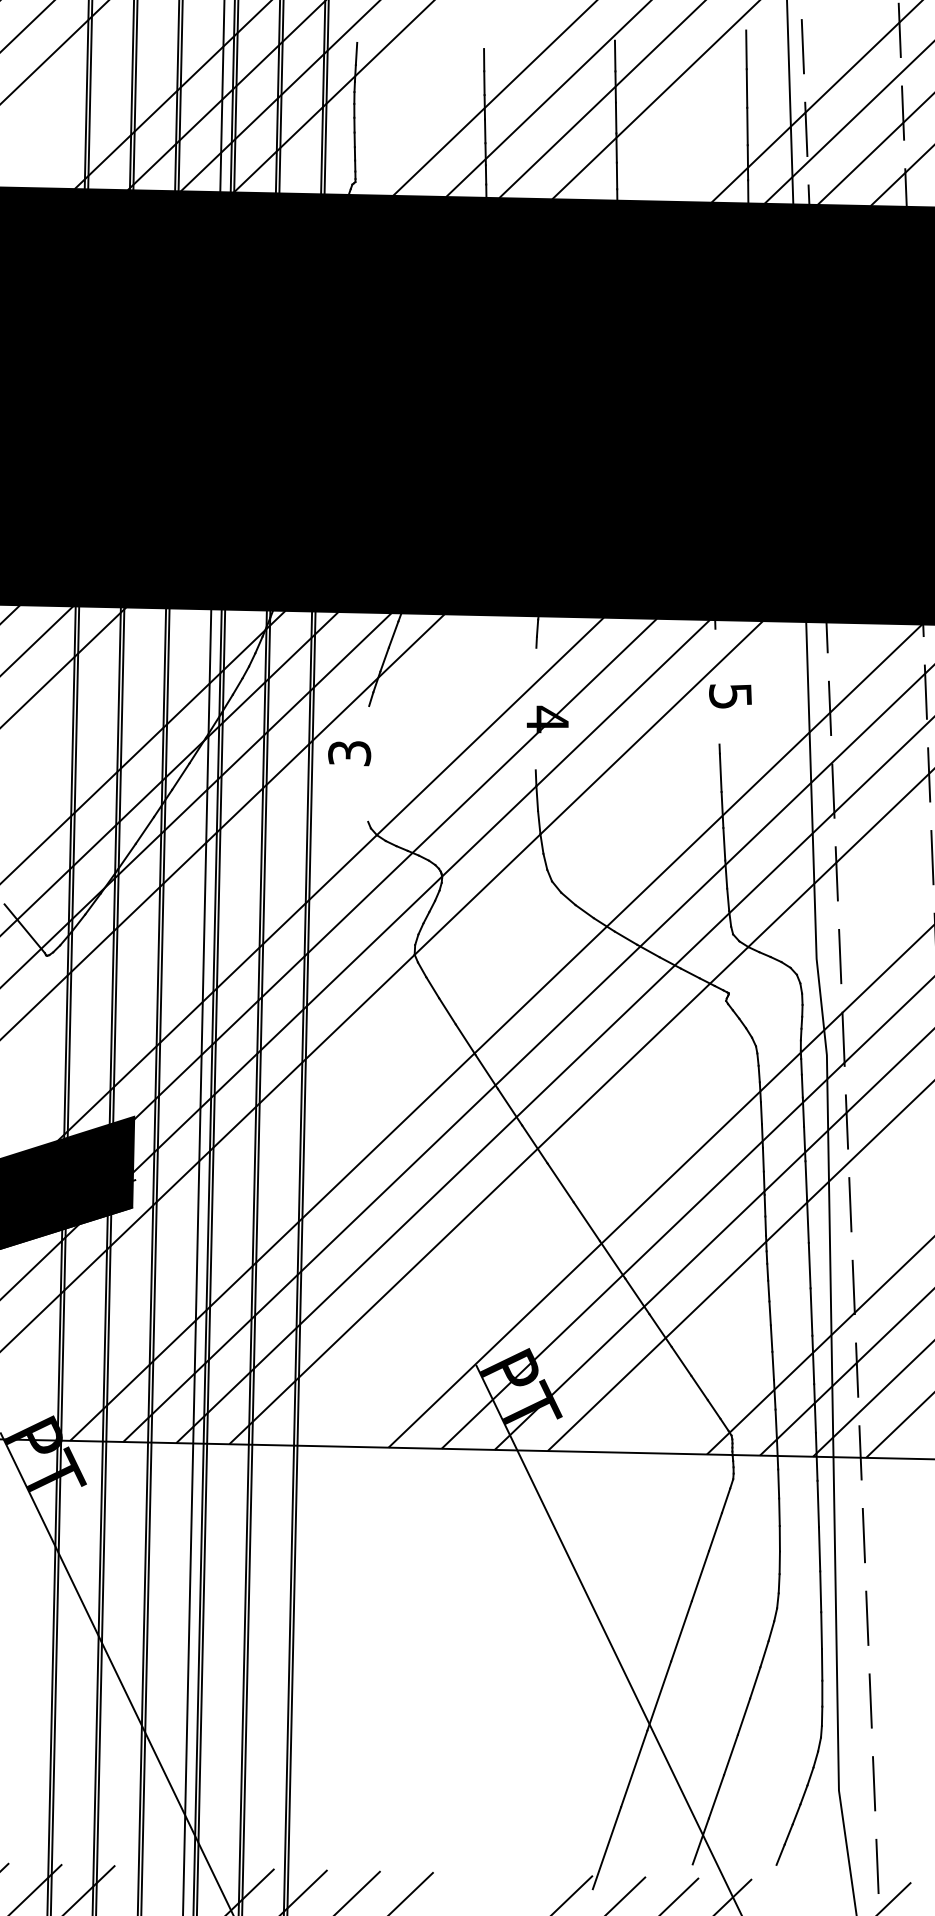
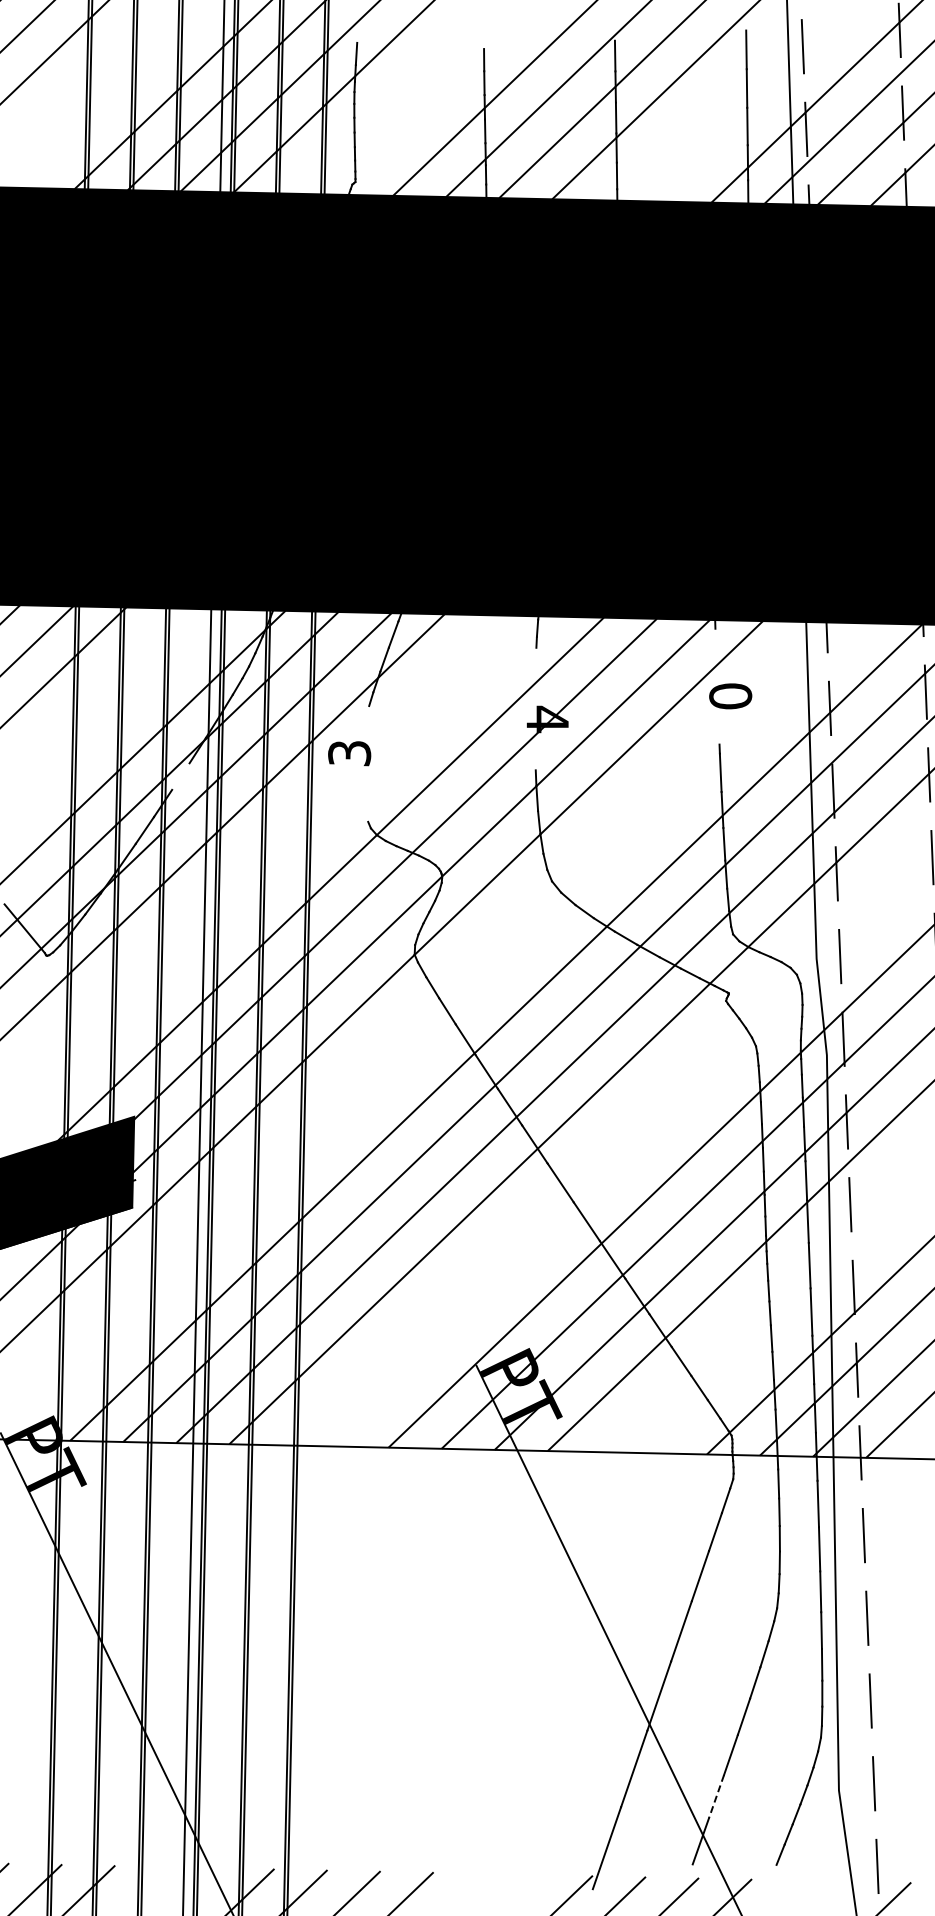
text: 5 -> 0 (730, 696)
line: present -> none (180, 776)
line: solid -> dashed (716, 1796)
